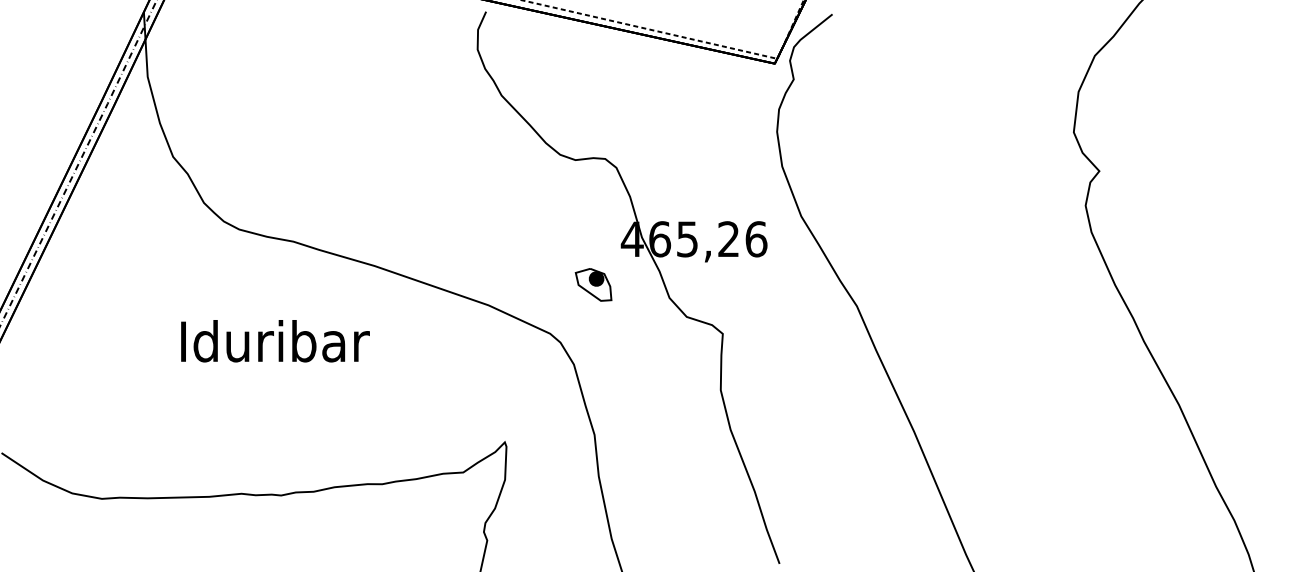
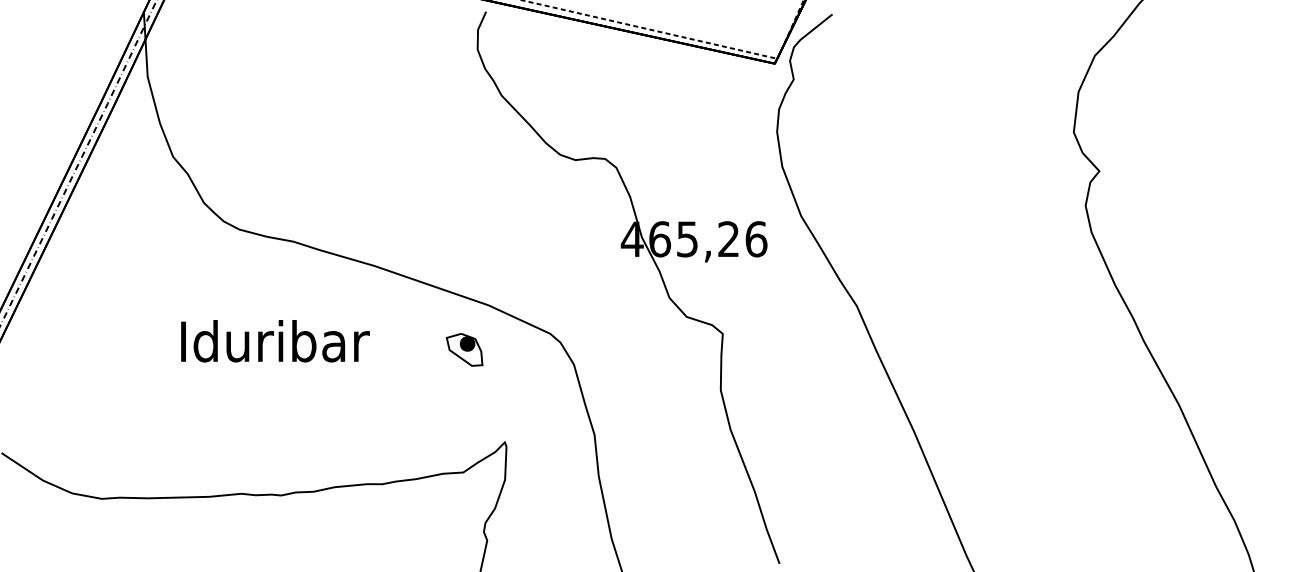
part position: (593, 284) -> (464, 349) (464, 349)
